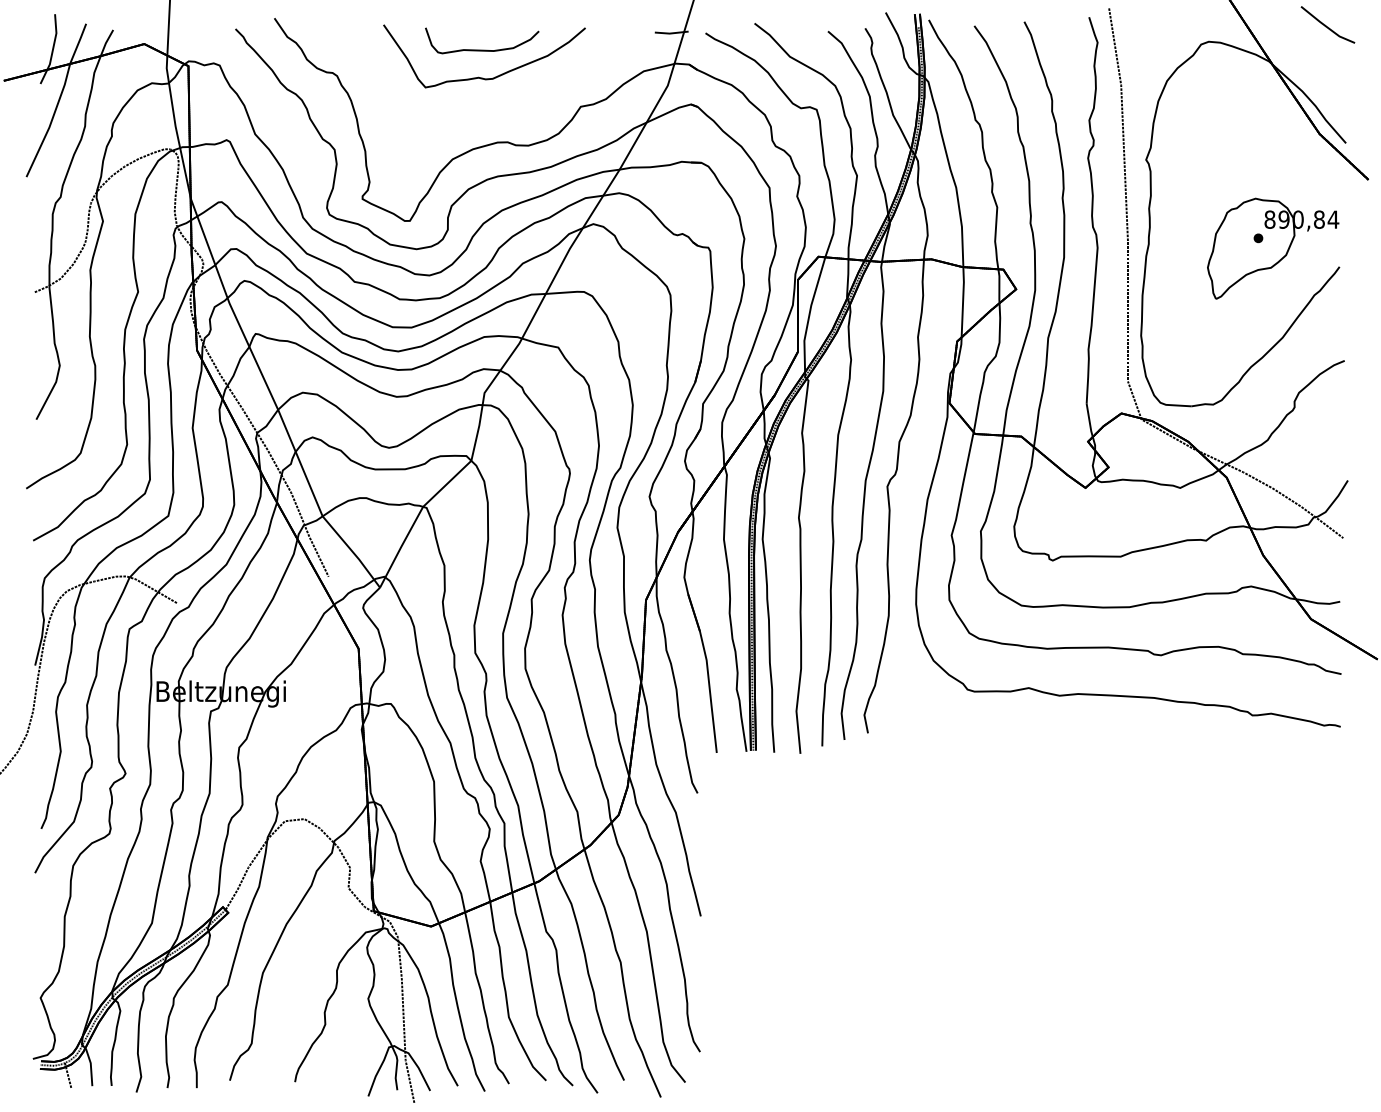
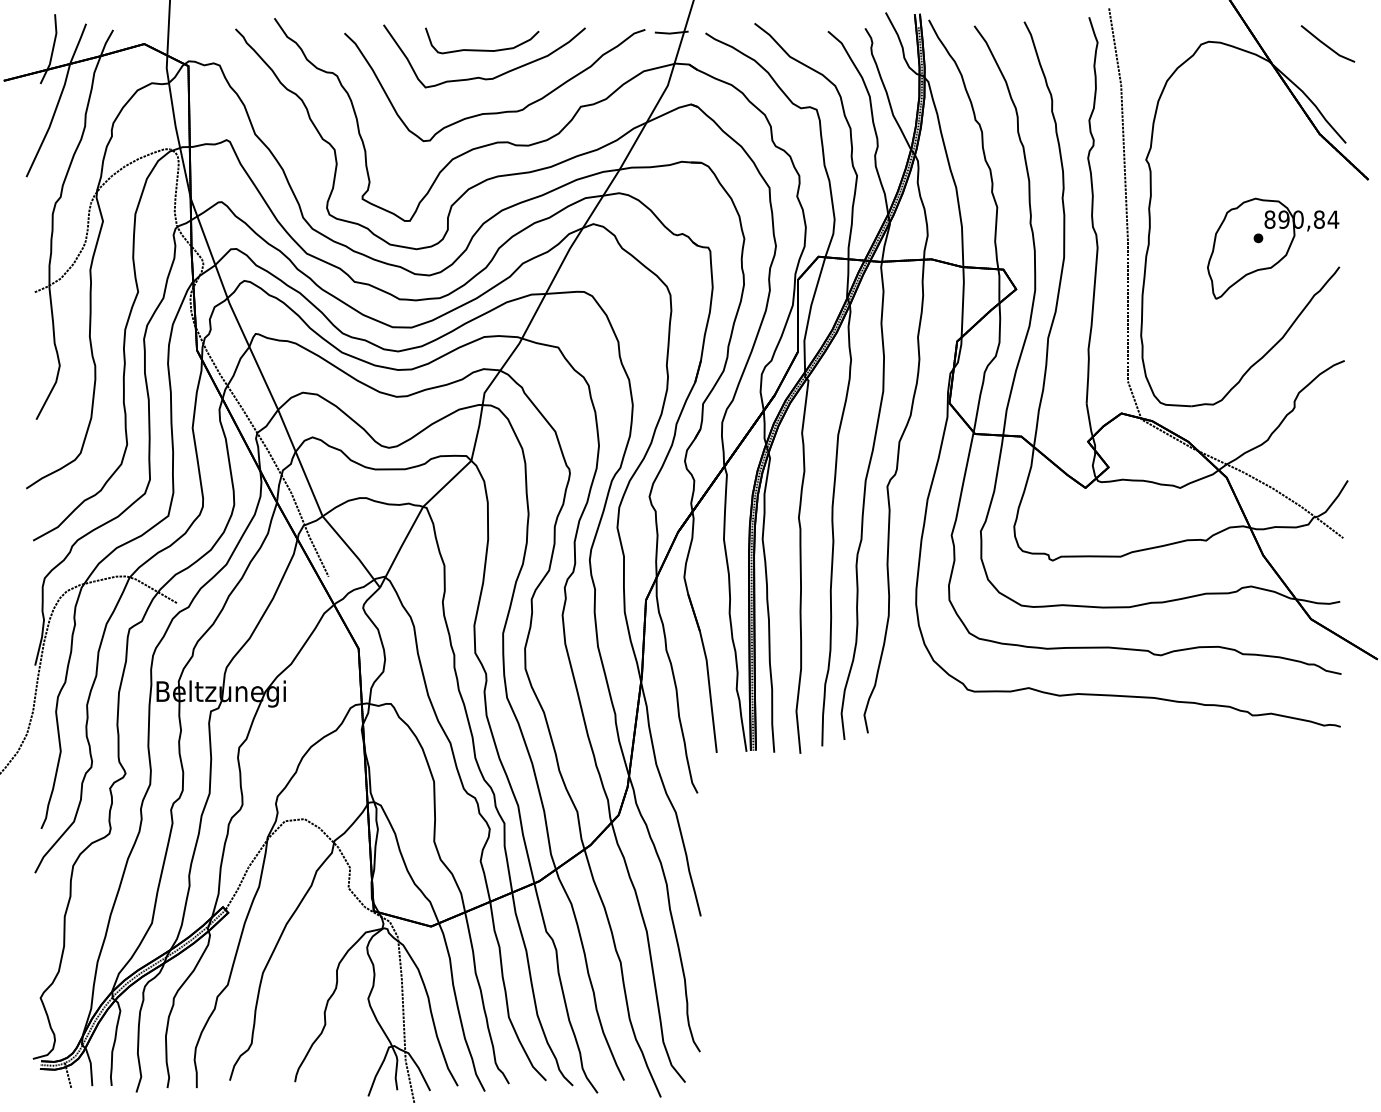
line position: (1326, 25) -> (1326, 44) (1326, 44)
curve: none -> present (500, 111)
